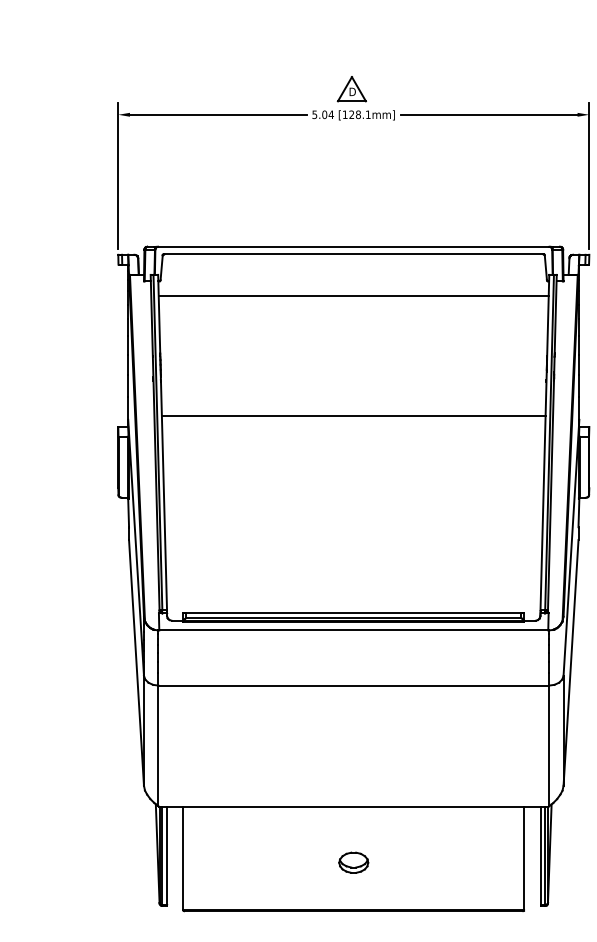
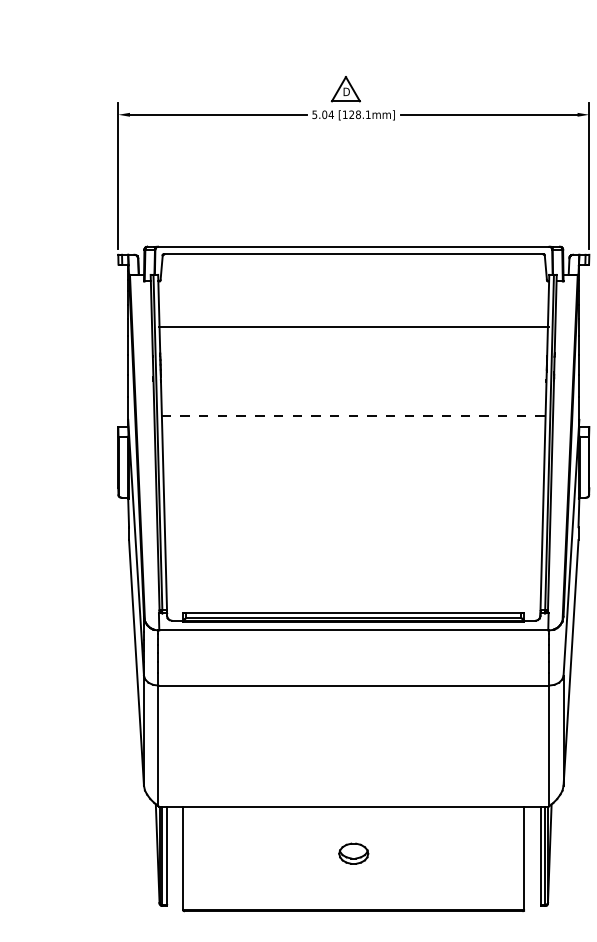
part position: (351, 89) -> (345, 89) (345, 89)
line position: (353, 295) -> (353, 326) (353, 326)
line: solid -> dashed (353, 416)
part position: (353, 862) -> (353, 853) (353, 853)
